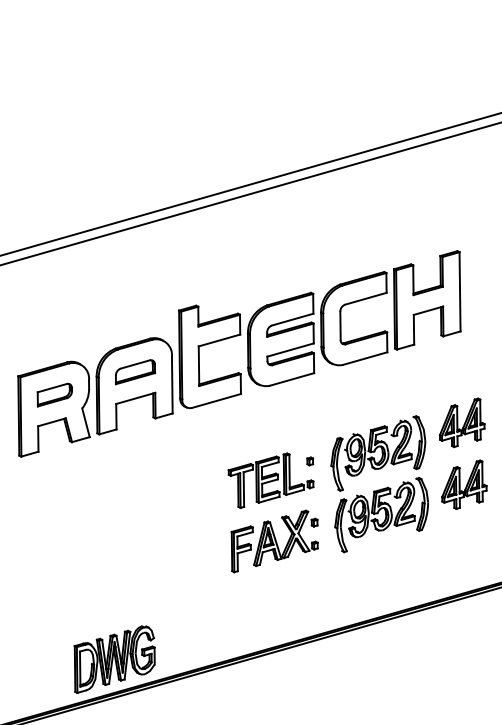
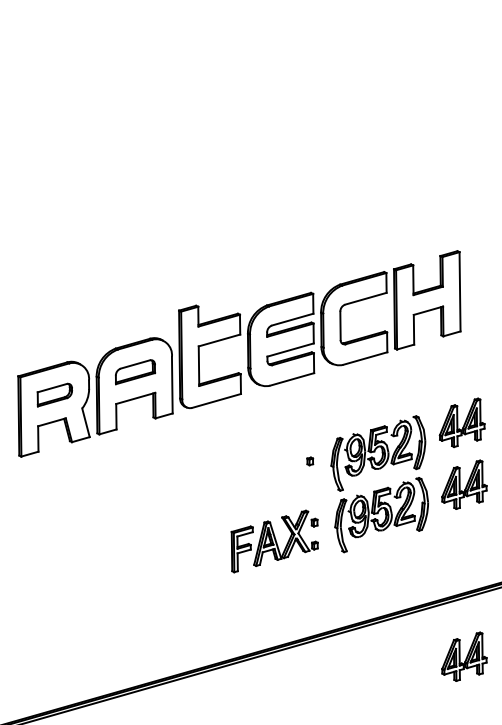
line: present -> none (250, 184)
line: present -> none (250, 193)
part: present -> none (270, 480)
part: none -> present (464, 656)
part: present -> none (114, 659)
